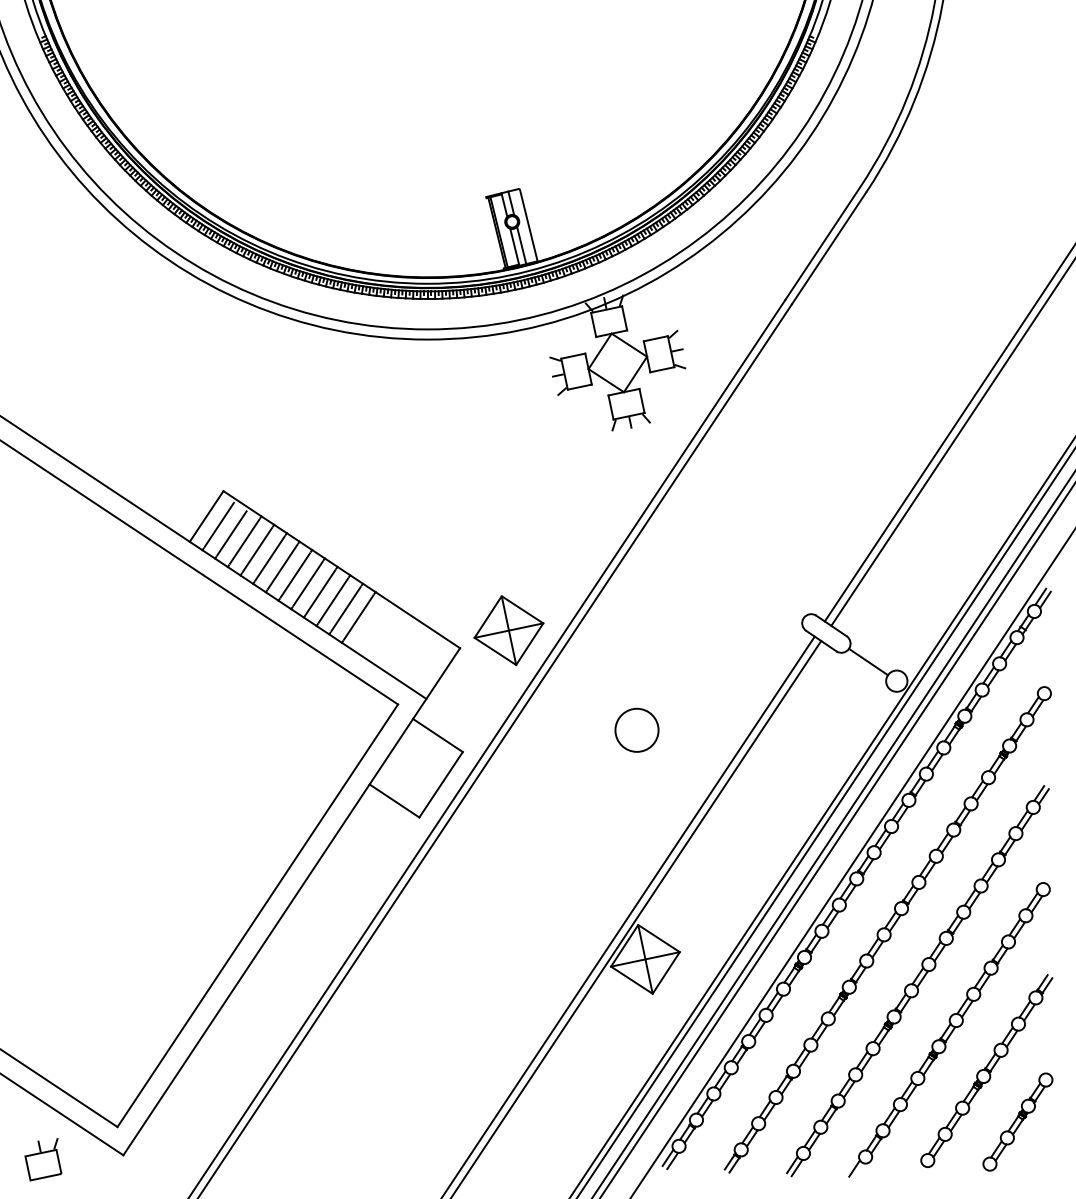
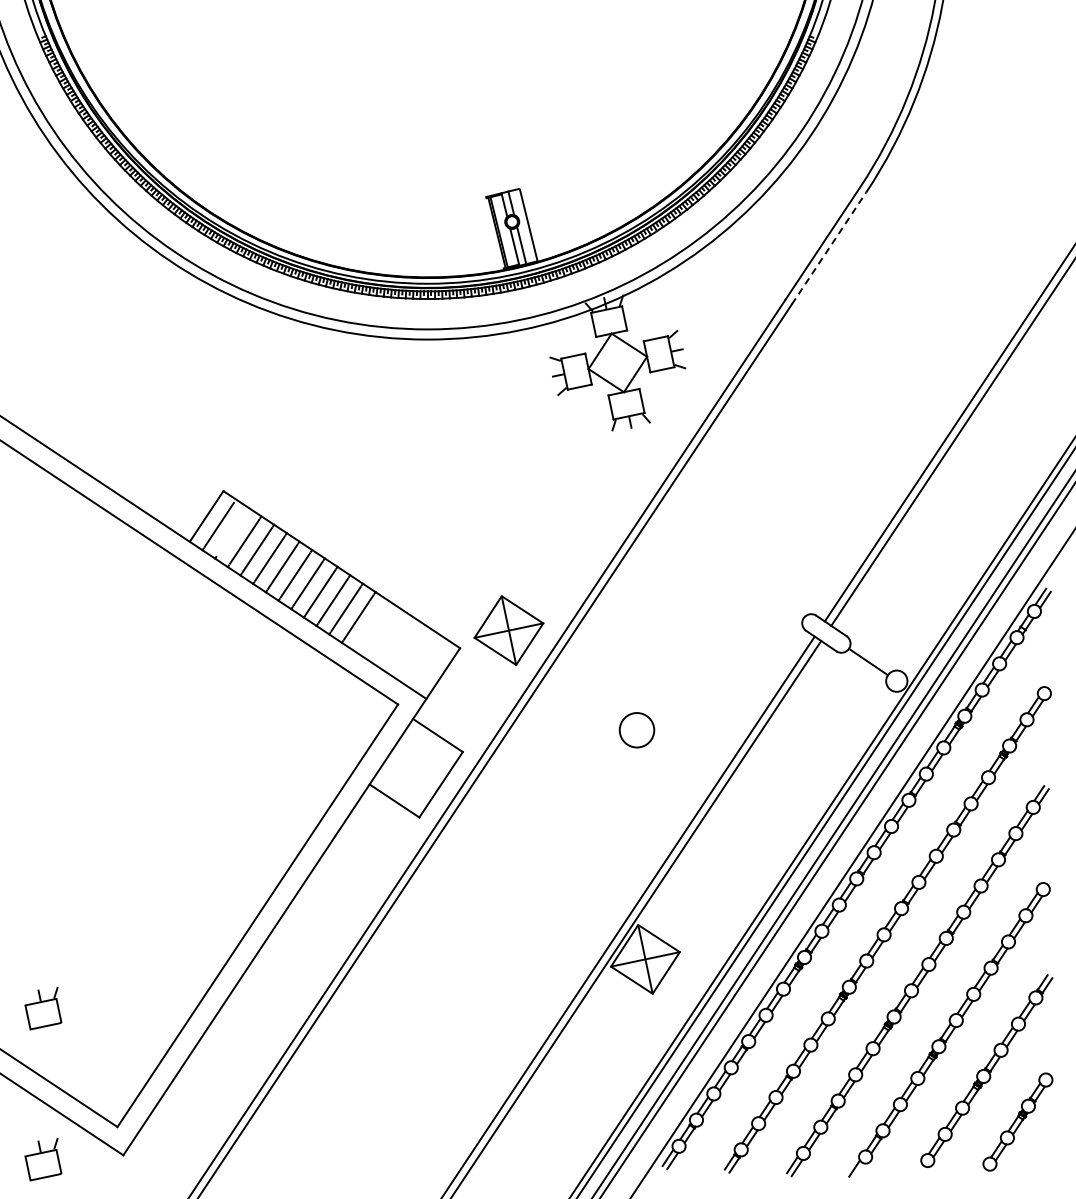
line: solid -> dashed (829, 247)
line: present -> none (231, 533)
circle size: 46x46 px -> 38x37 px (636, 730)
part: none -> present (43, 1008)
